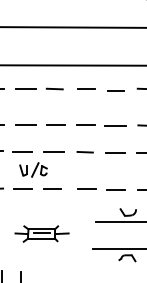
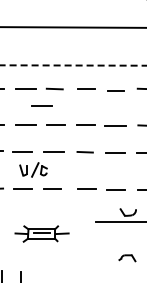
line: solid -> dashed (74, 65)
line: none -> present (41, 105)
line: present -> none (118, 249)
